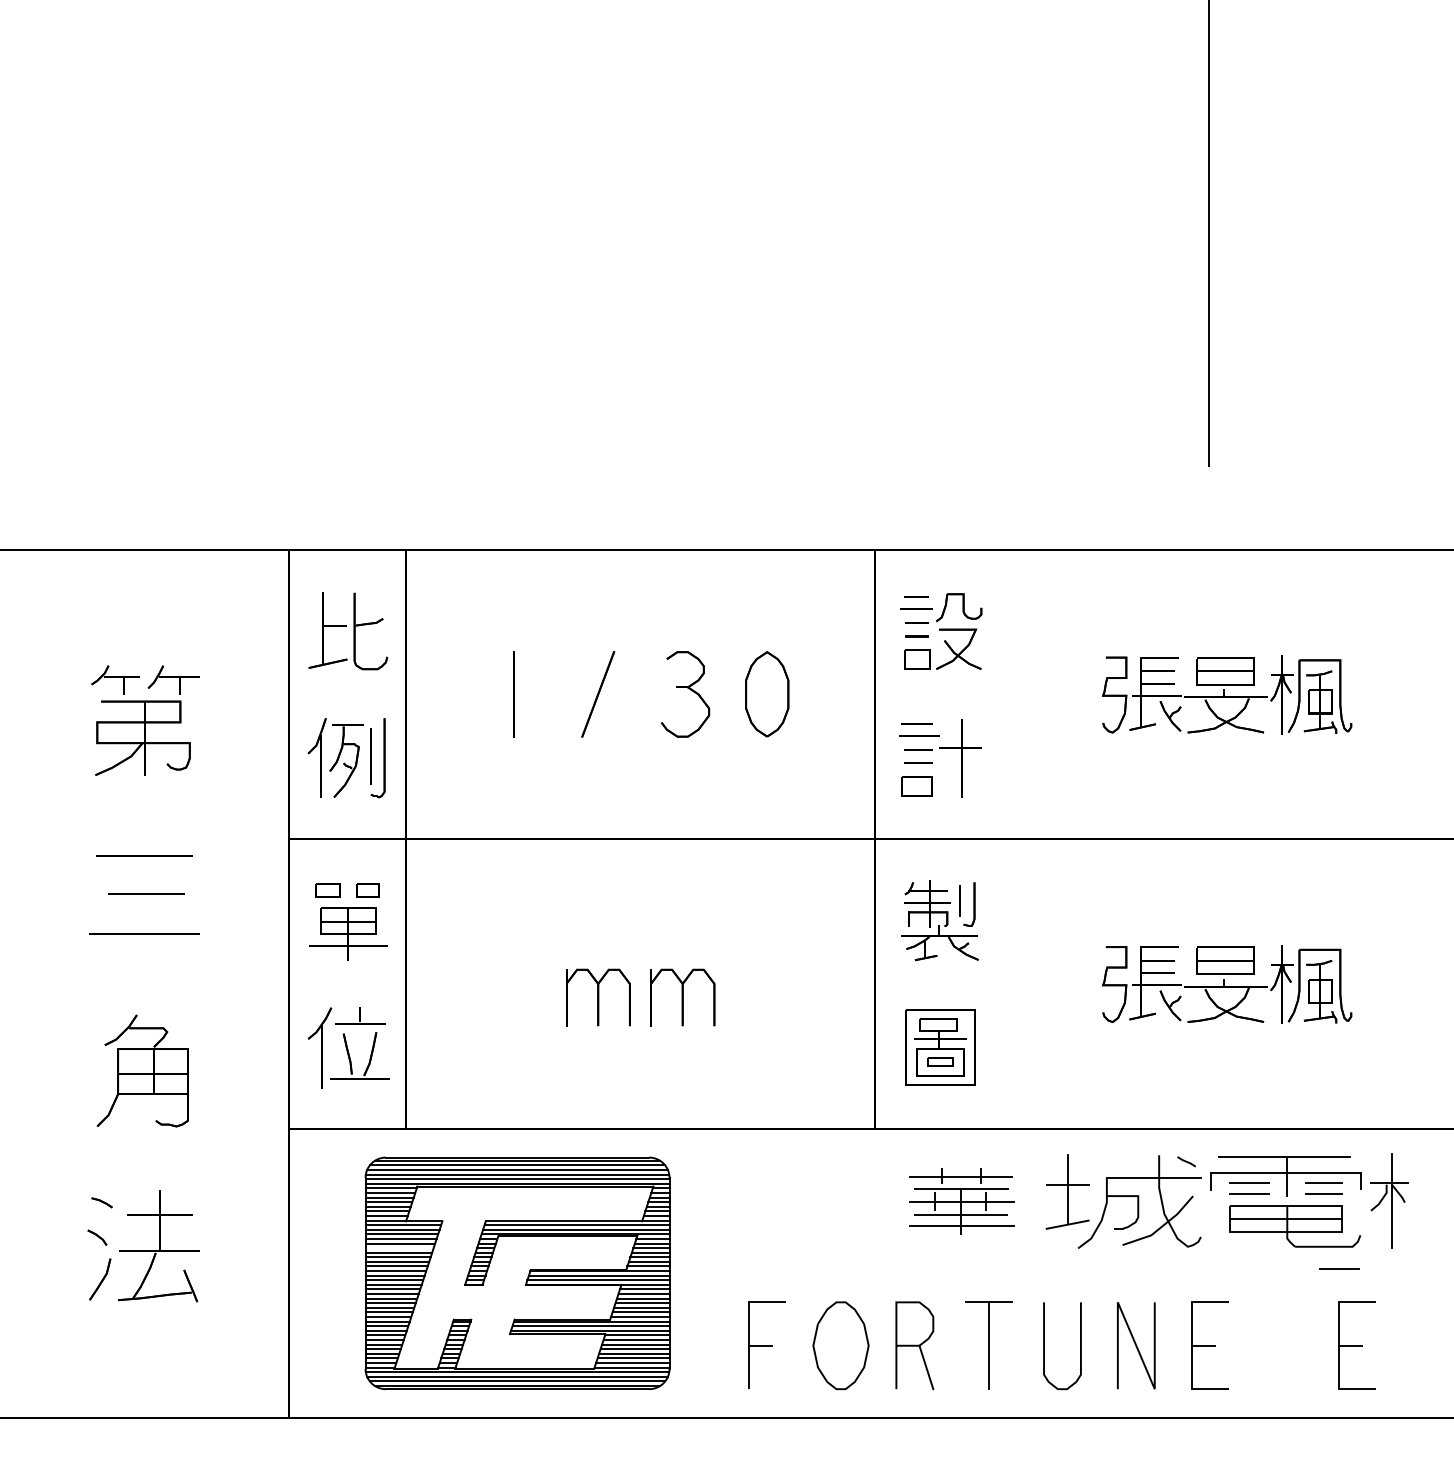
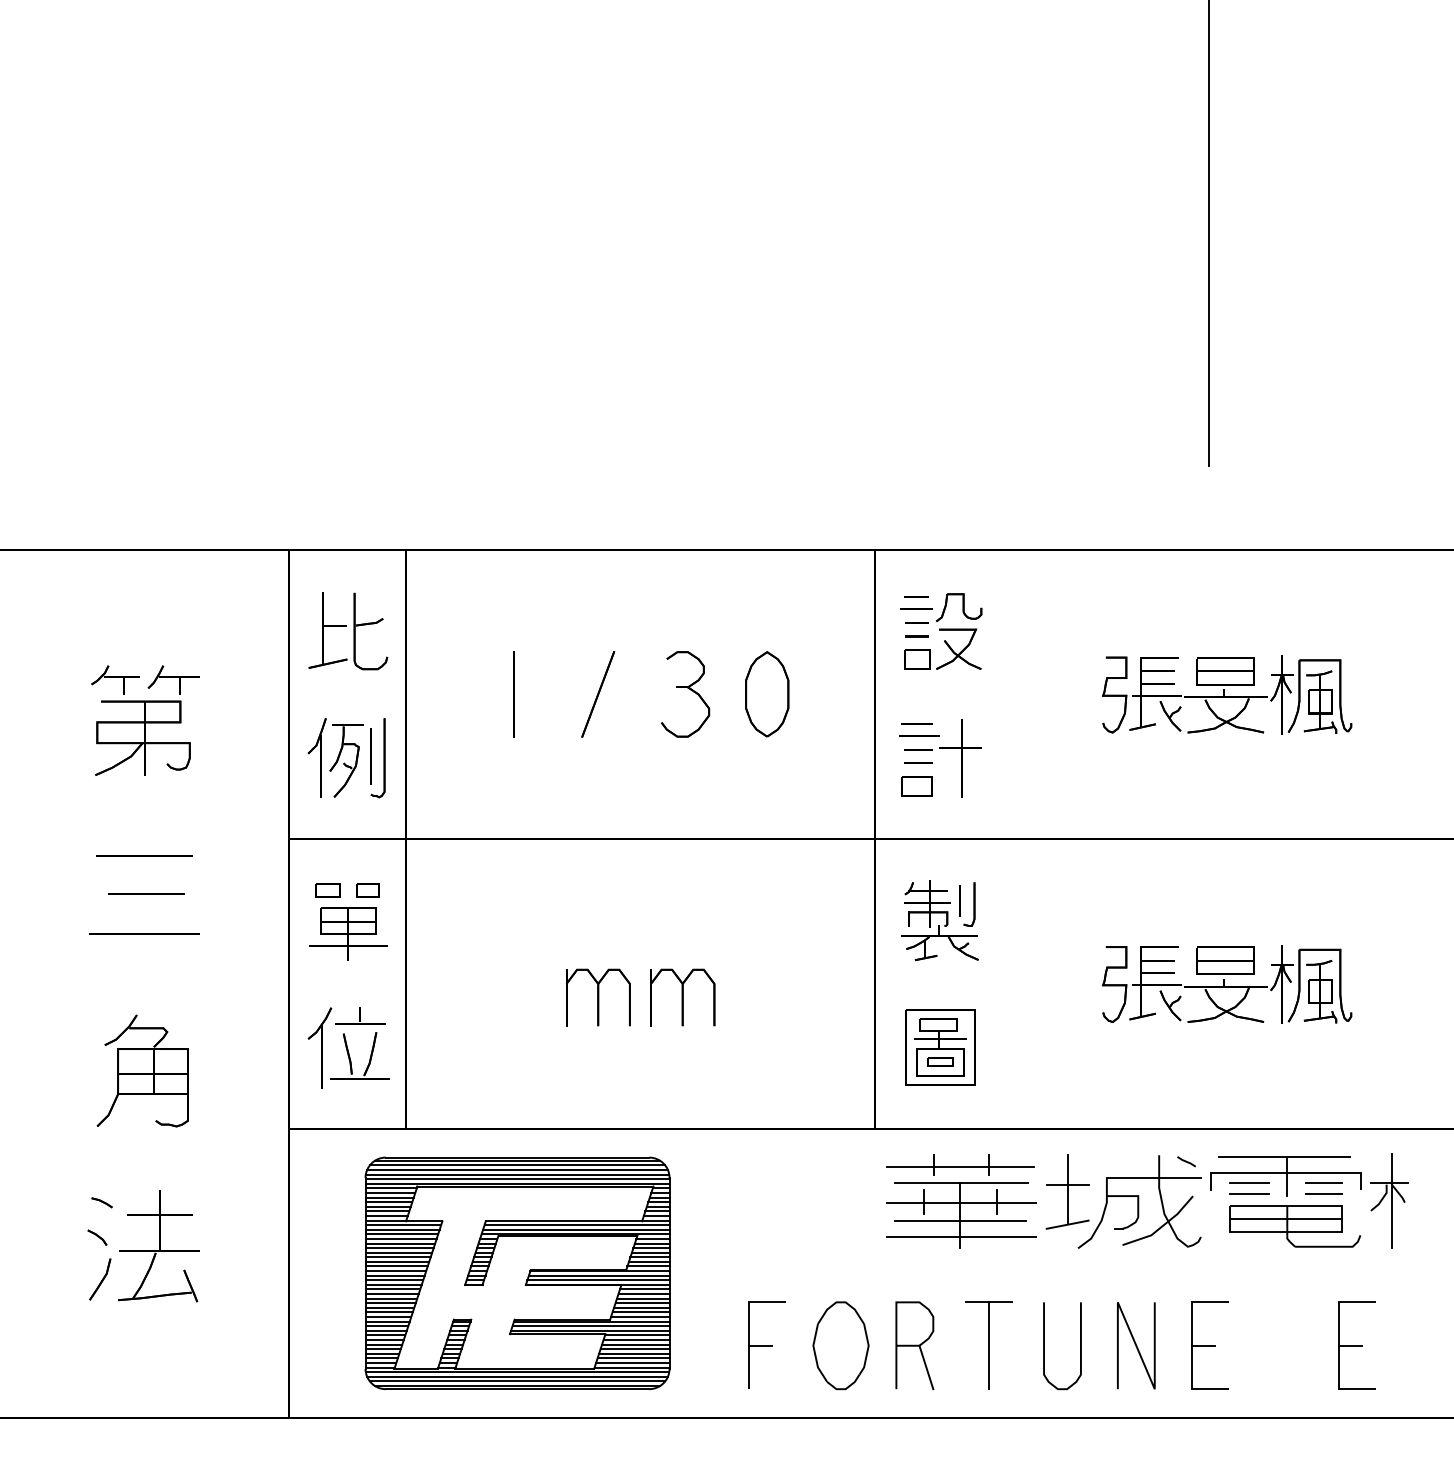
part size: 106x67 px -> 151x95 px (961, 1201)
line: none -> present (399, 1248)
line: present -> none (1339, 1268)
